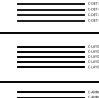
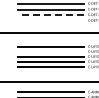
line: solid -> dashed (50, 15)
line: present -> none (51, 20)
line: present -> none (51, 51)
